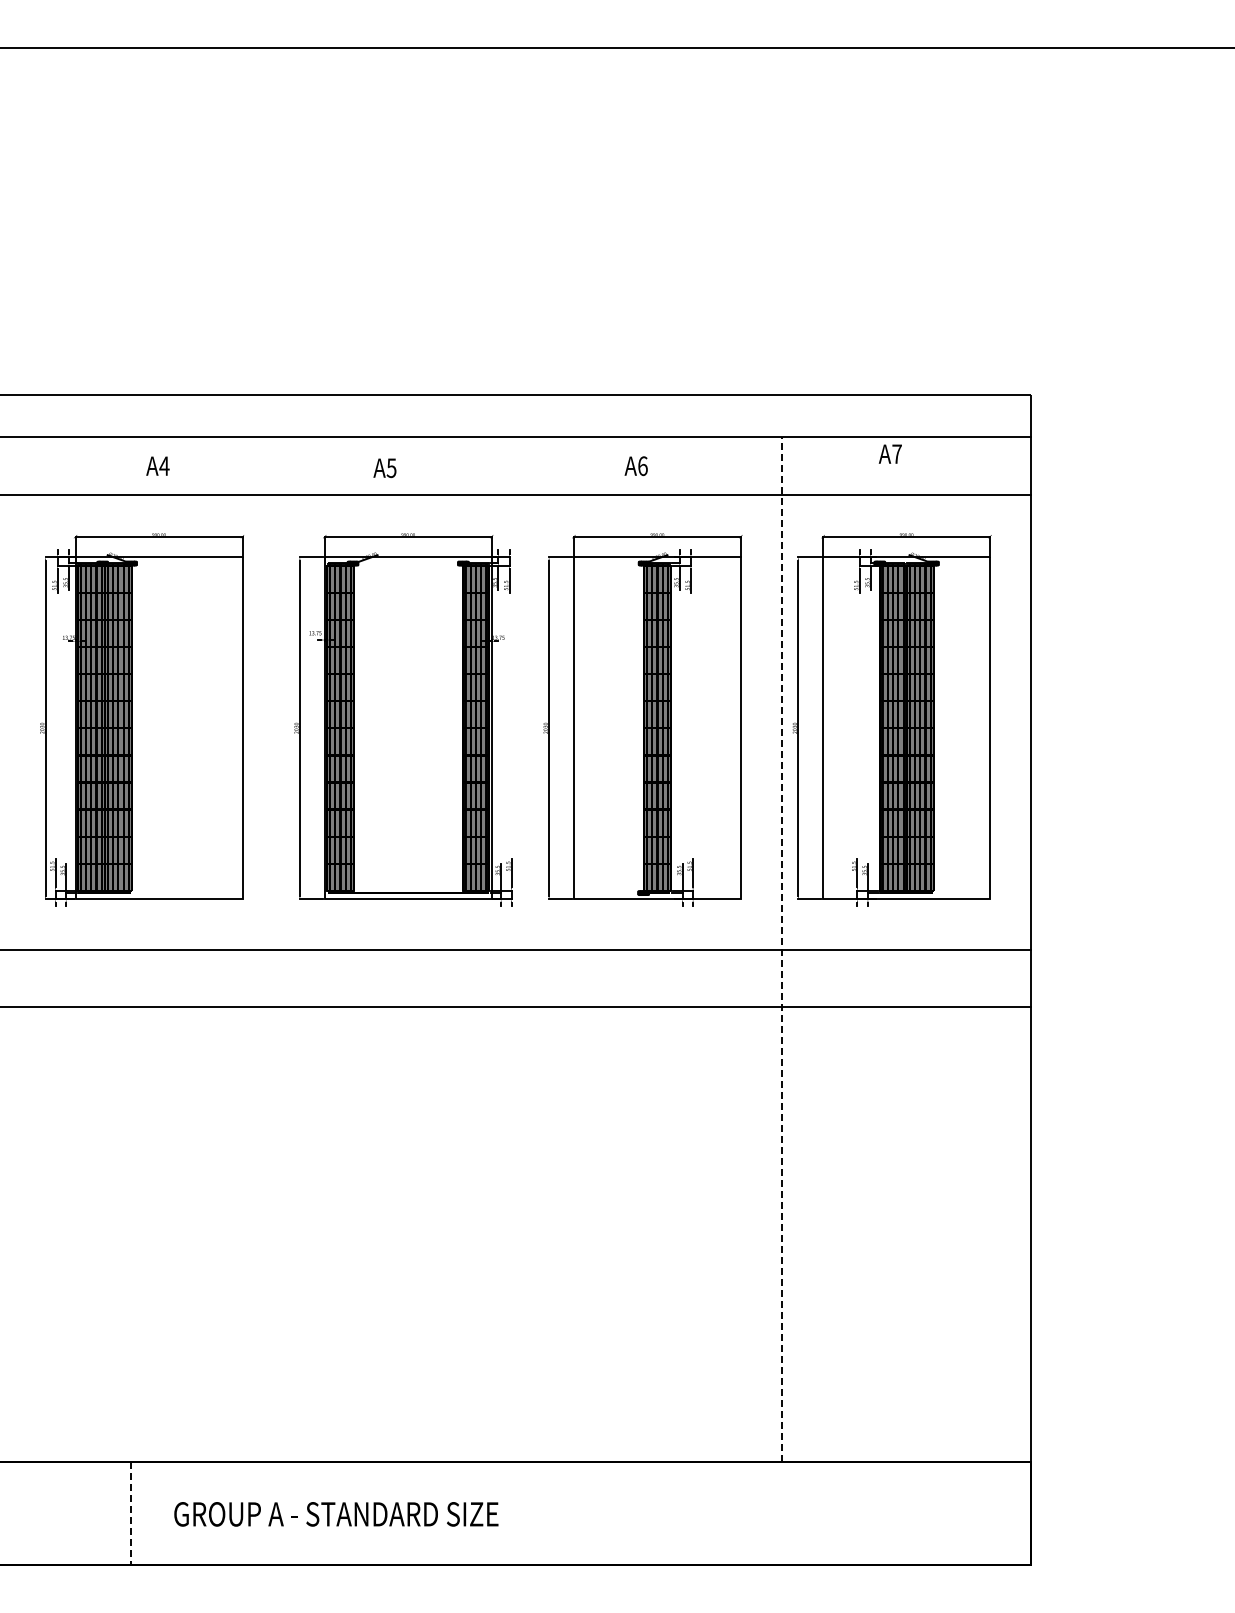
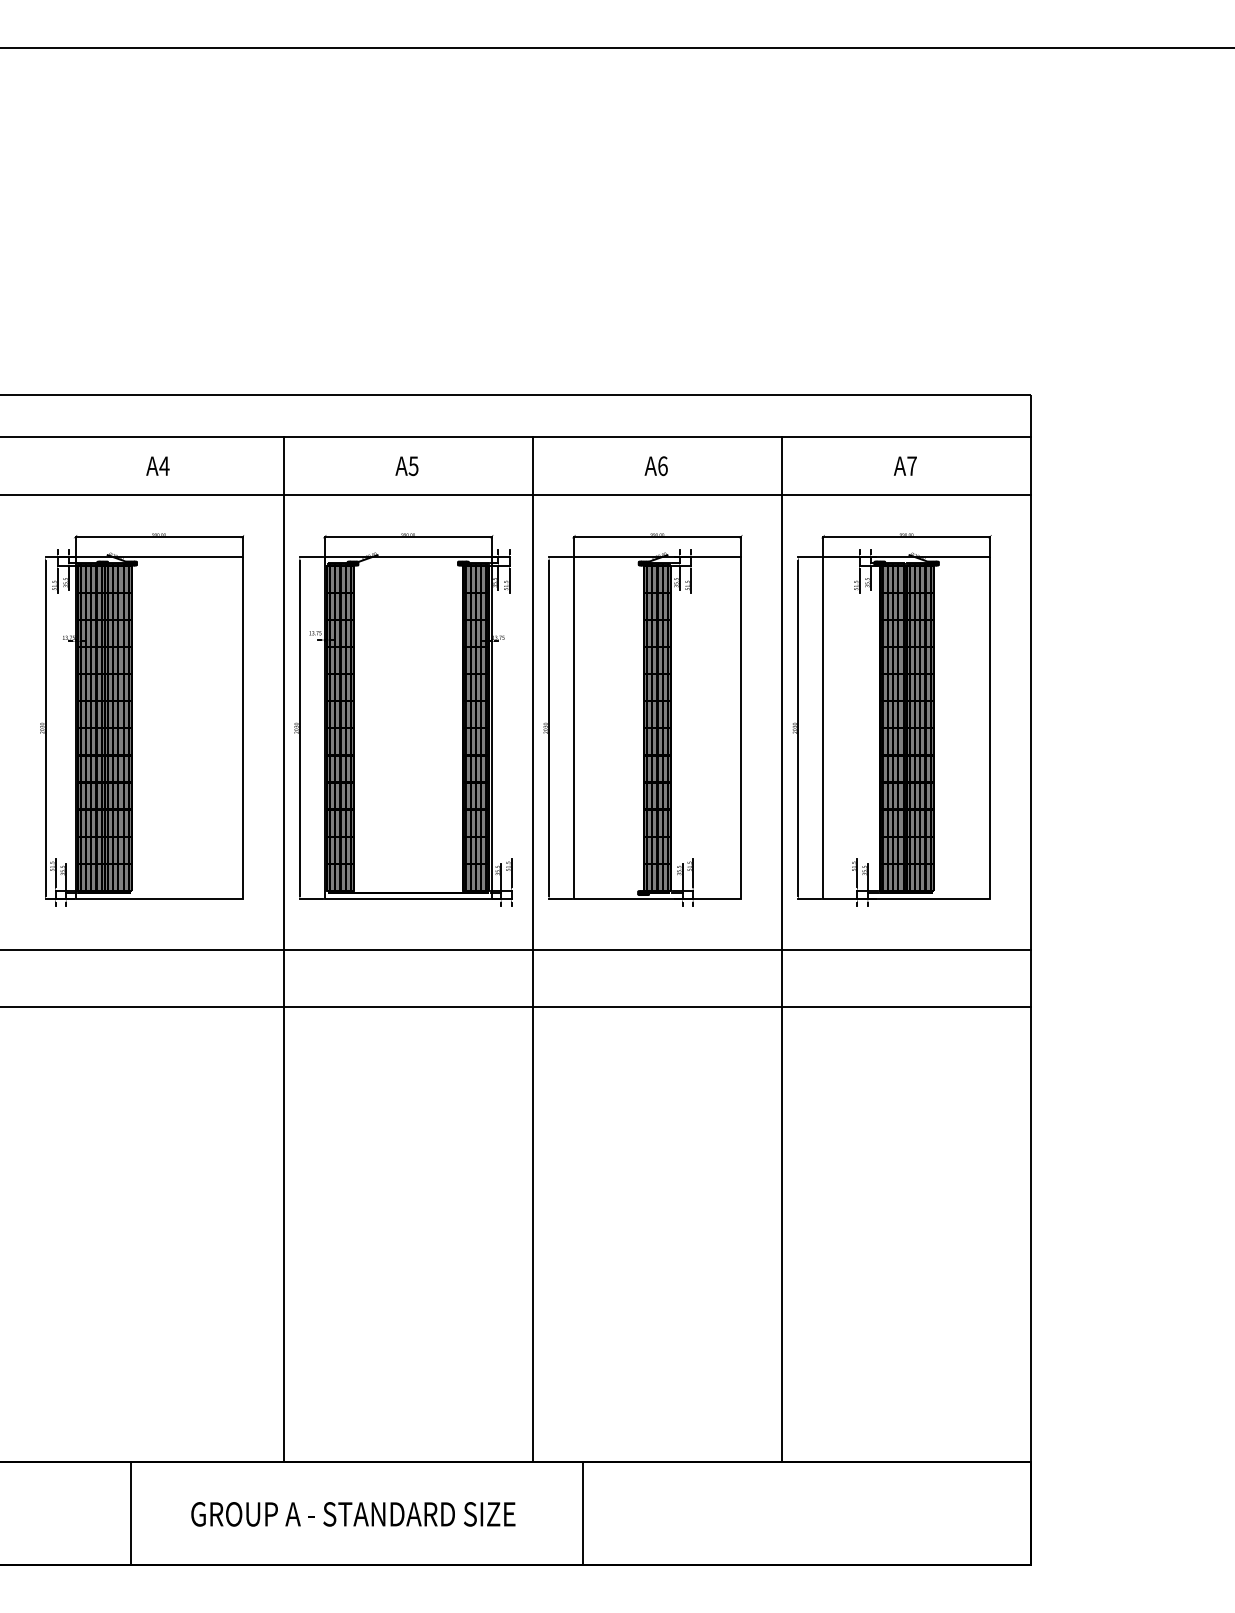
text position: (889, 453) -> (904, 465) (904, 465)
text position: (635, 465) -> (655, 465) (655, 465)
text position: (384, 468) -> (406, 466) (406, 466)
line: none -> present (283, 949)
line: none -> present (532, 949)
line: dashed -> solid (782, 949)
line: none -> present (582, 1512)
line: dashed -> solid (130, 1513)
text position: (336, 1514) -> (353, 1514) (353, 1514)
